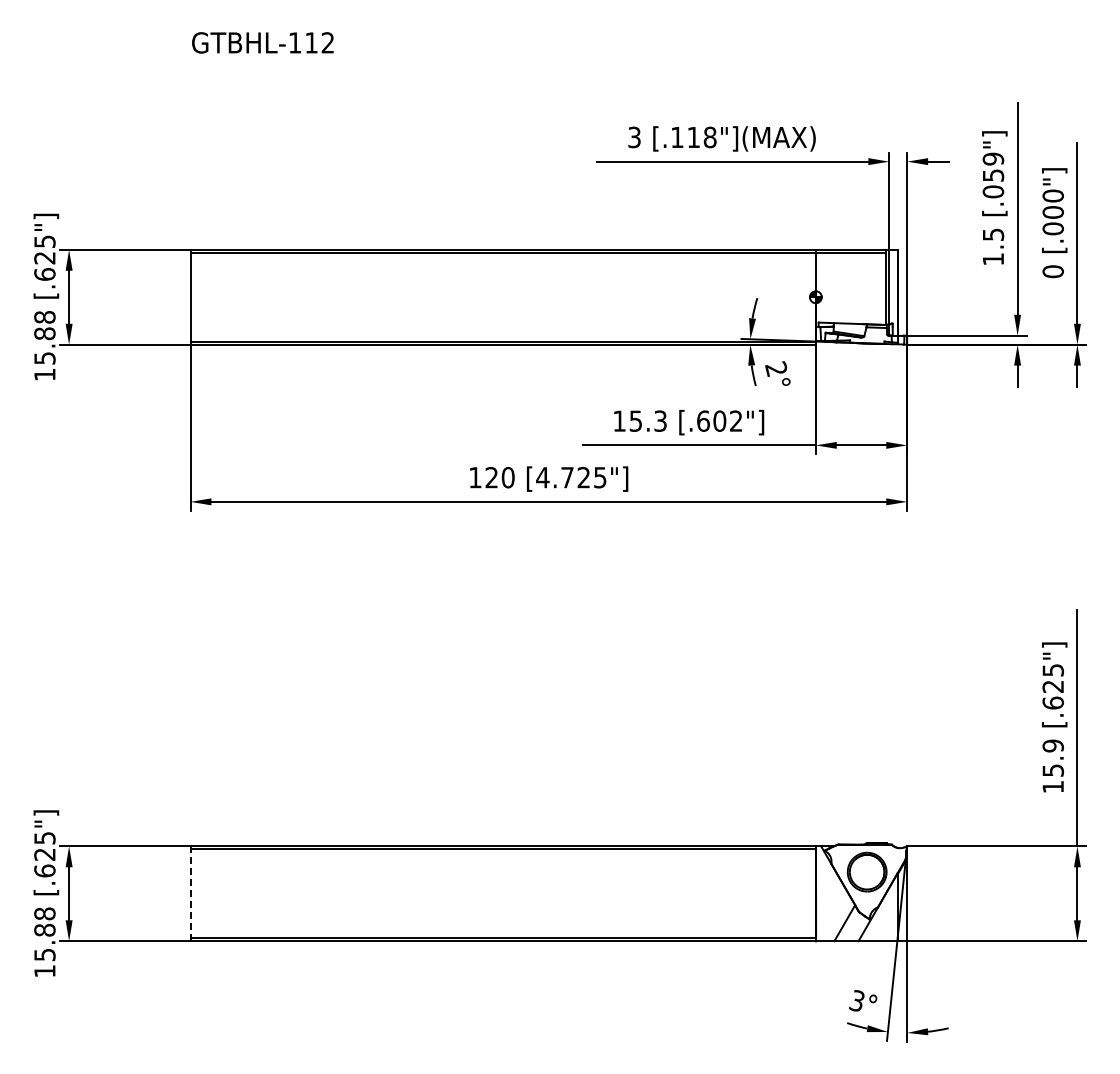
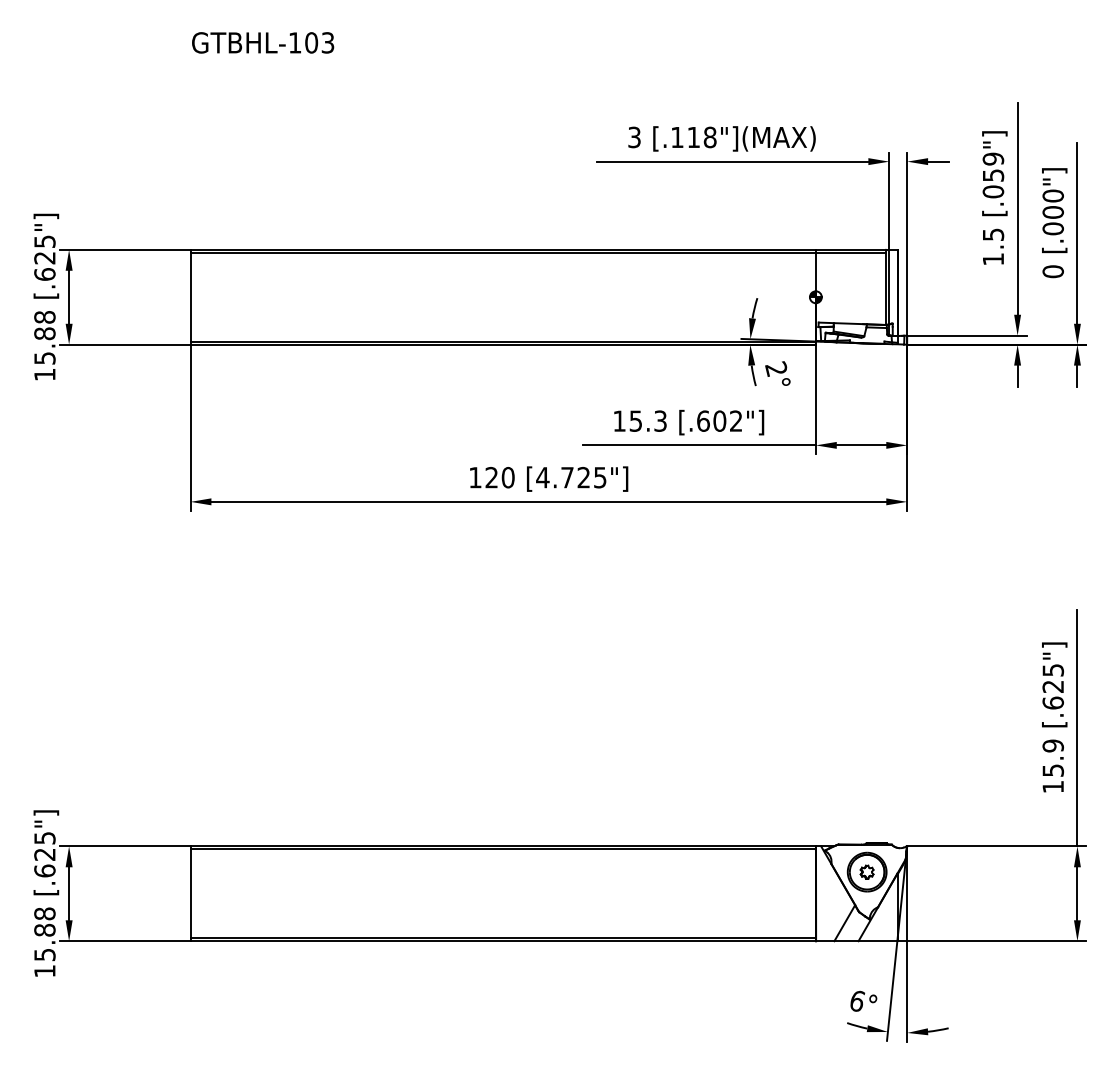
text: GTBHL-112 -> GTBHL-103 (319, 42)
part: none -> present (866, 871)
line: dashed -> solid (190, 893)
text: 3° -> 6° (857, 1000)
